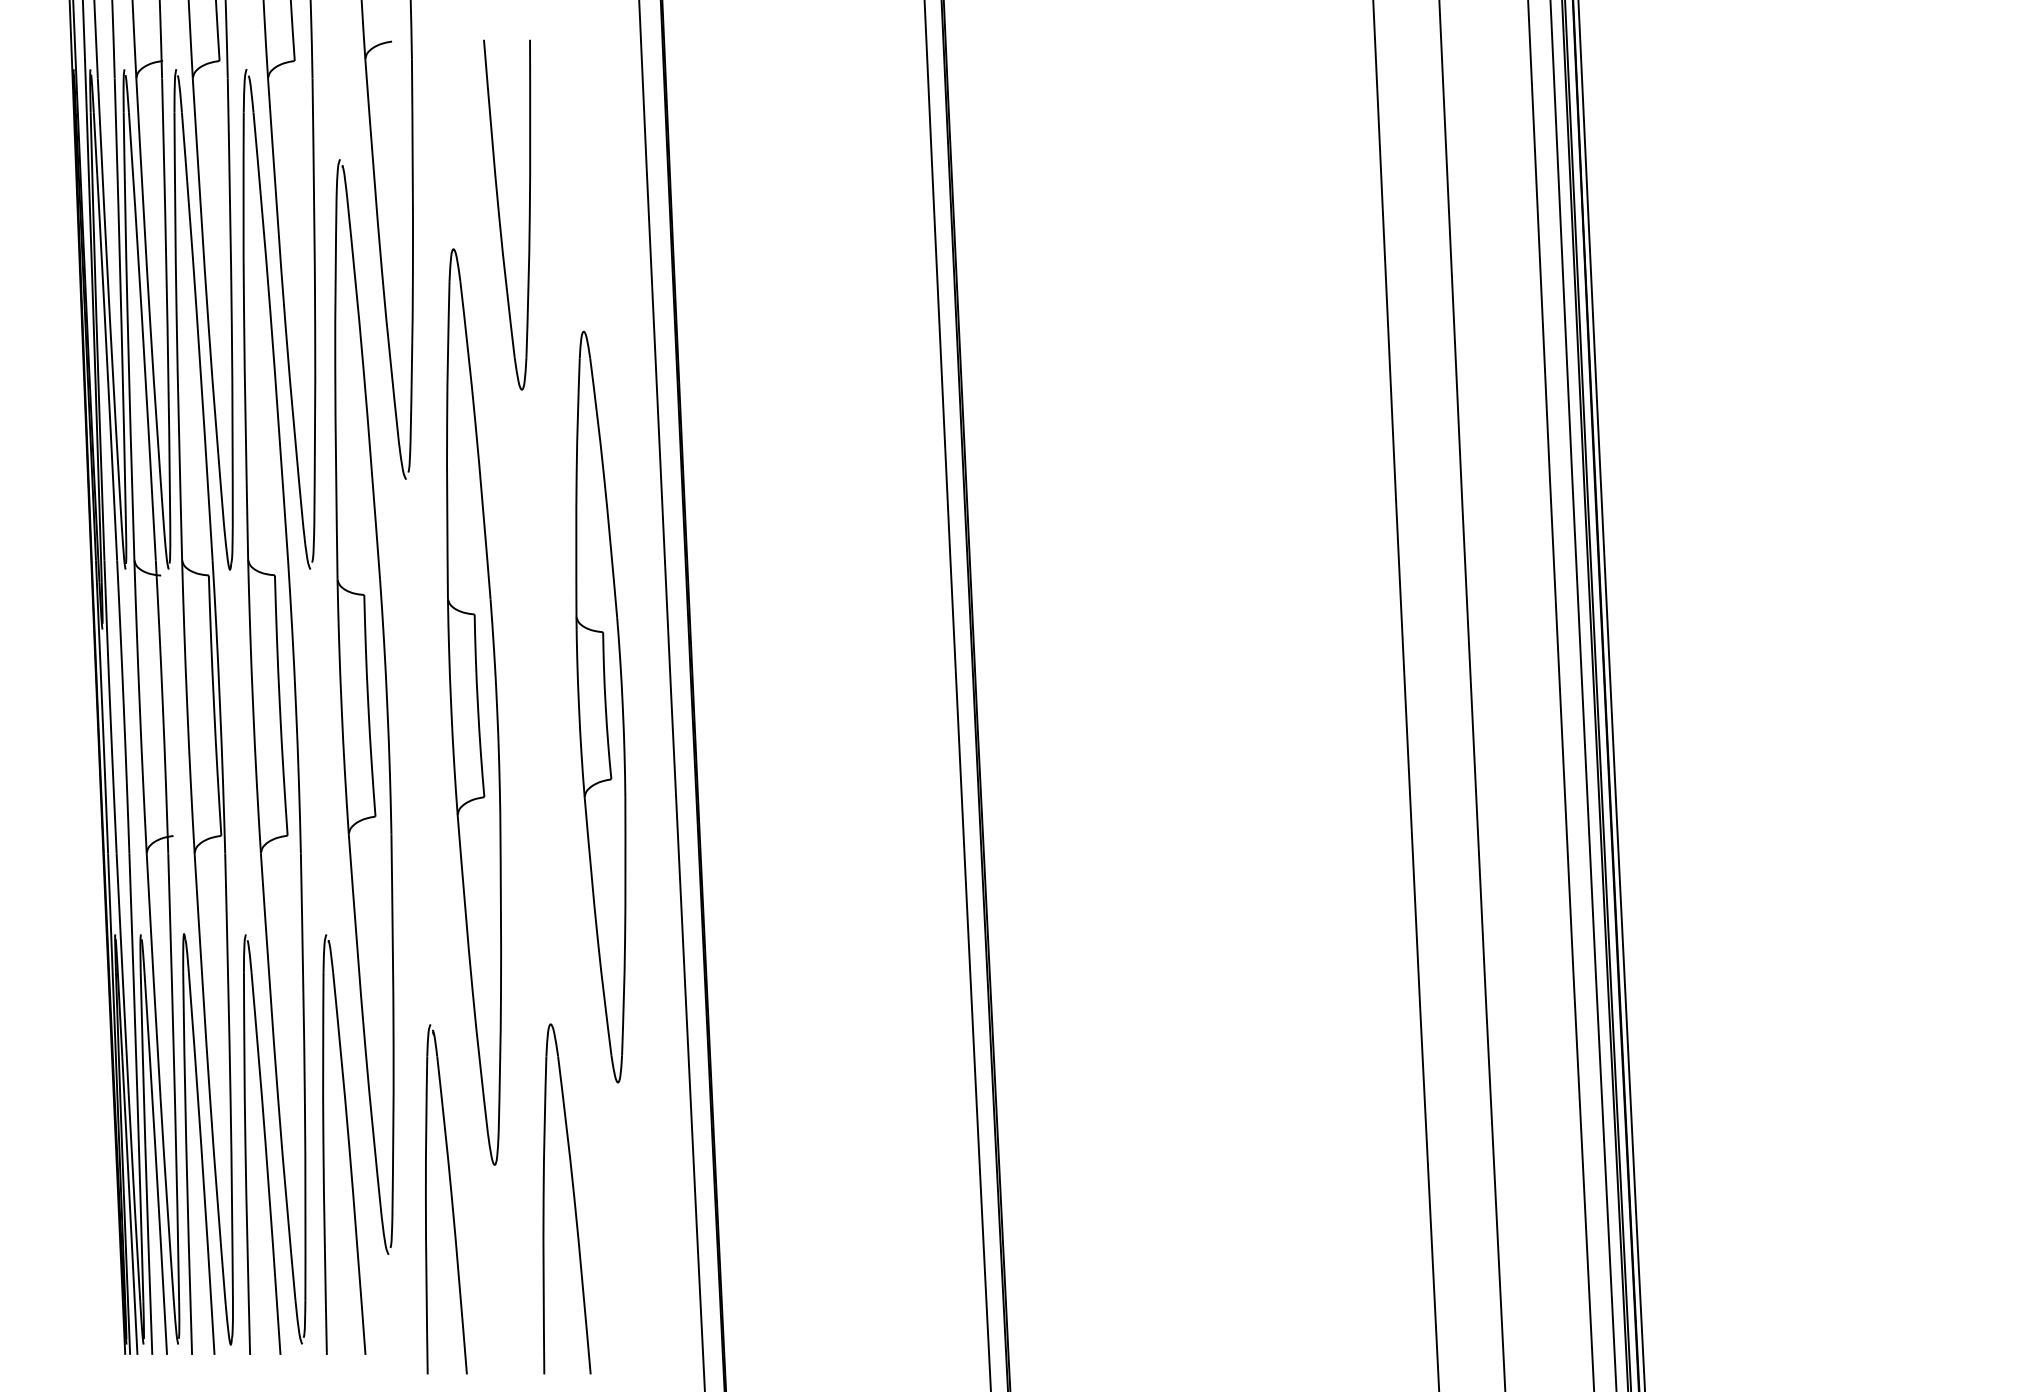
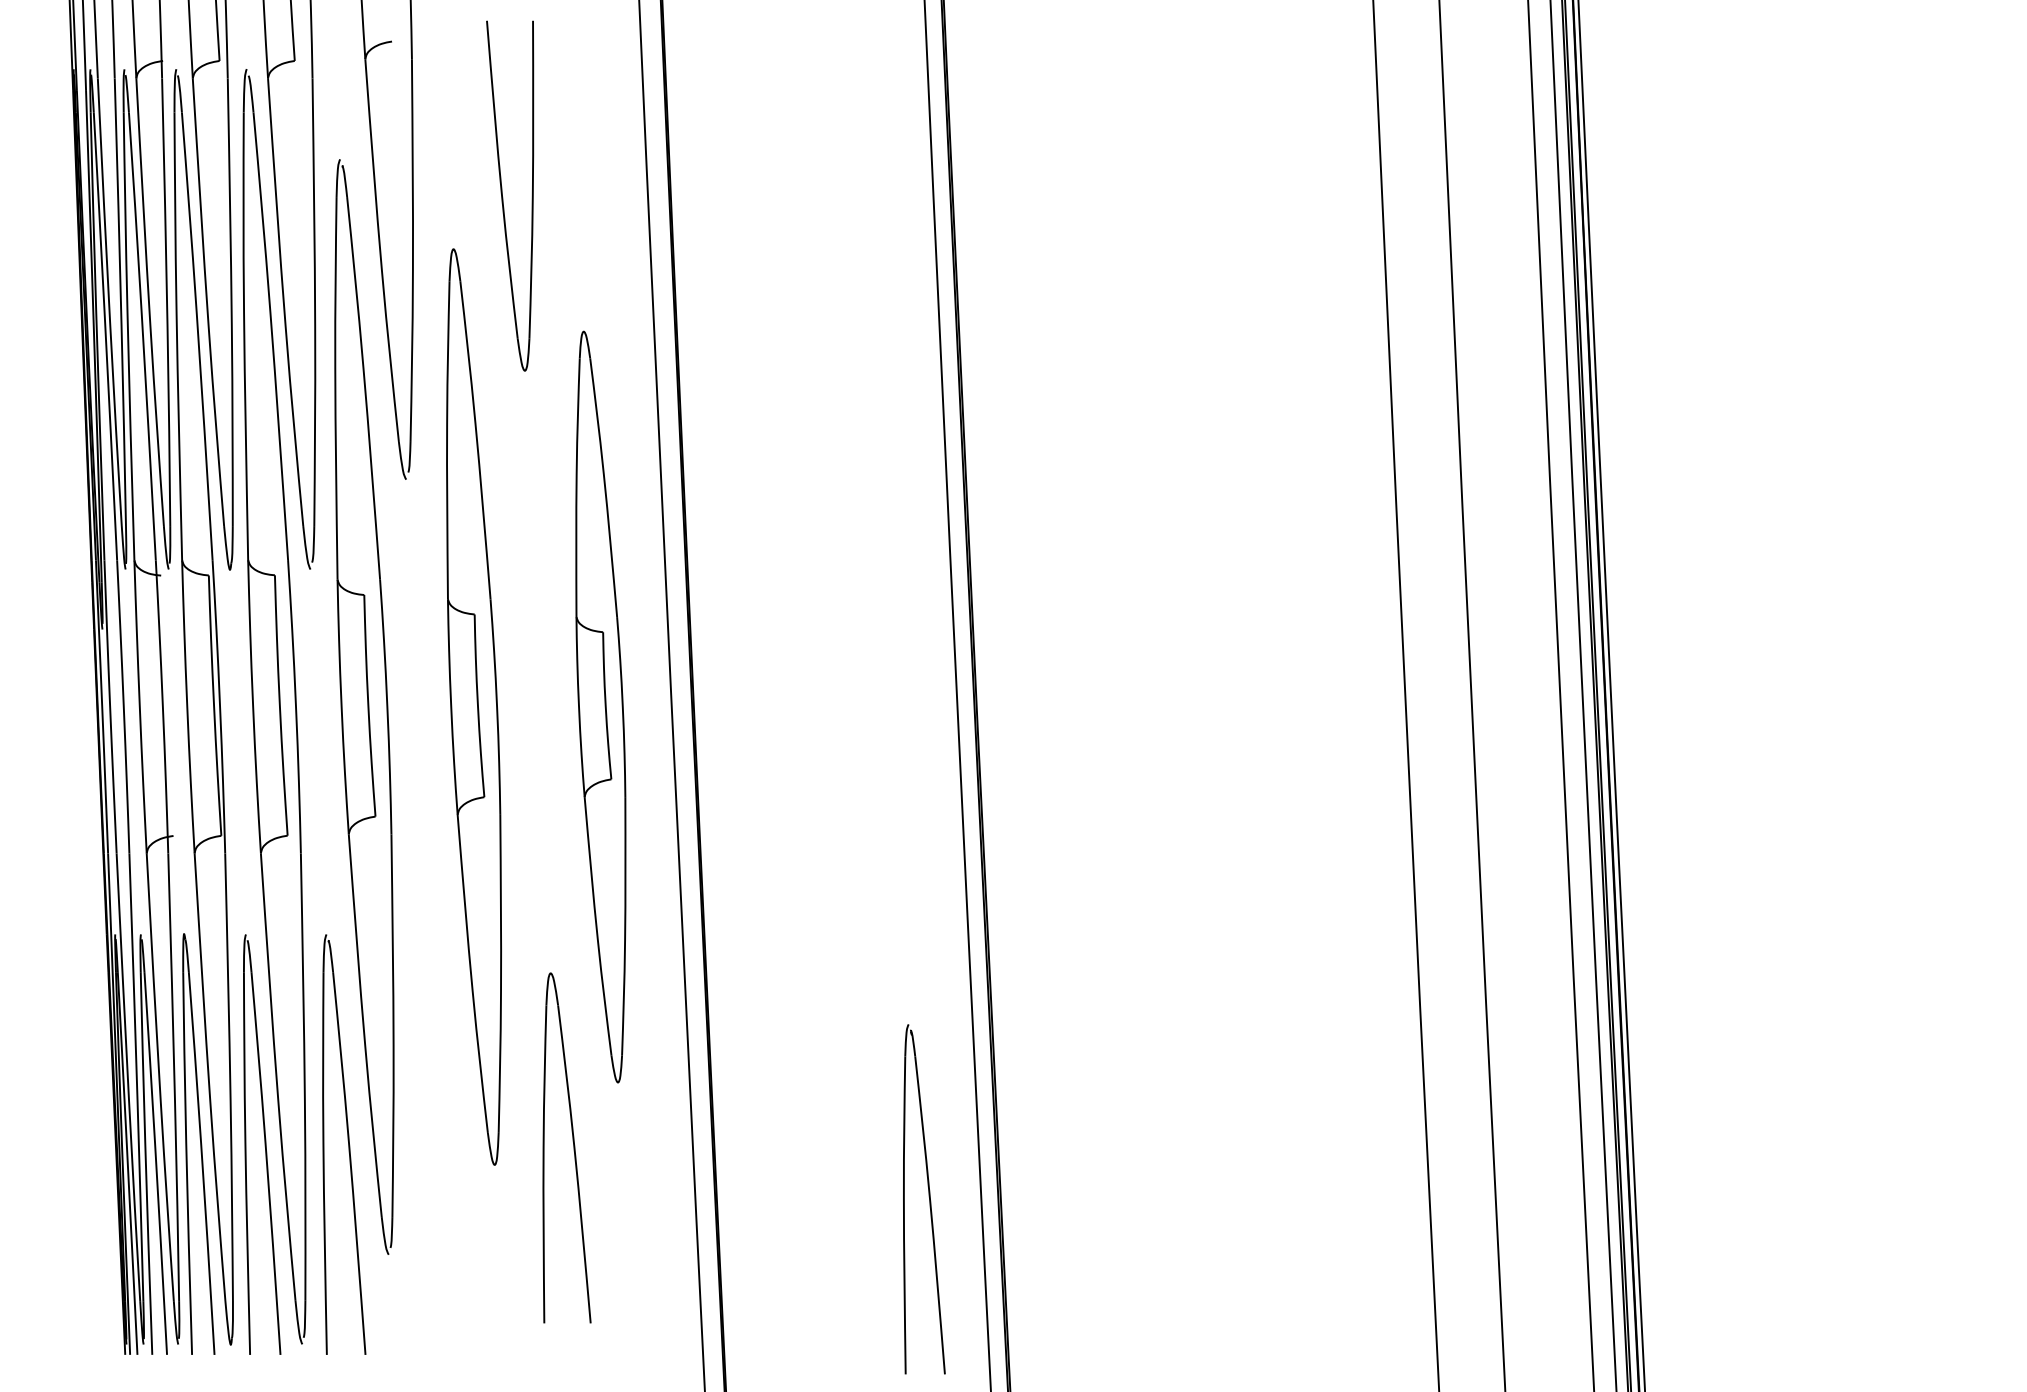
part position: (500, 216) -> (503, 197) (503, 197)
part position: (573, 1198) -> (573, 1147) (573, 1147)
part position: (446, 1199) -> (924, 1199) (924, 1199)
